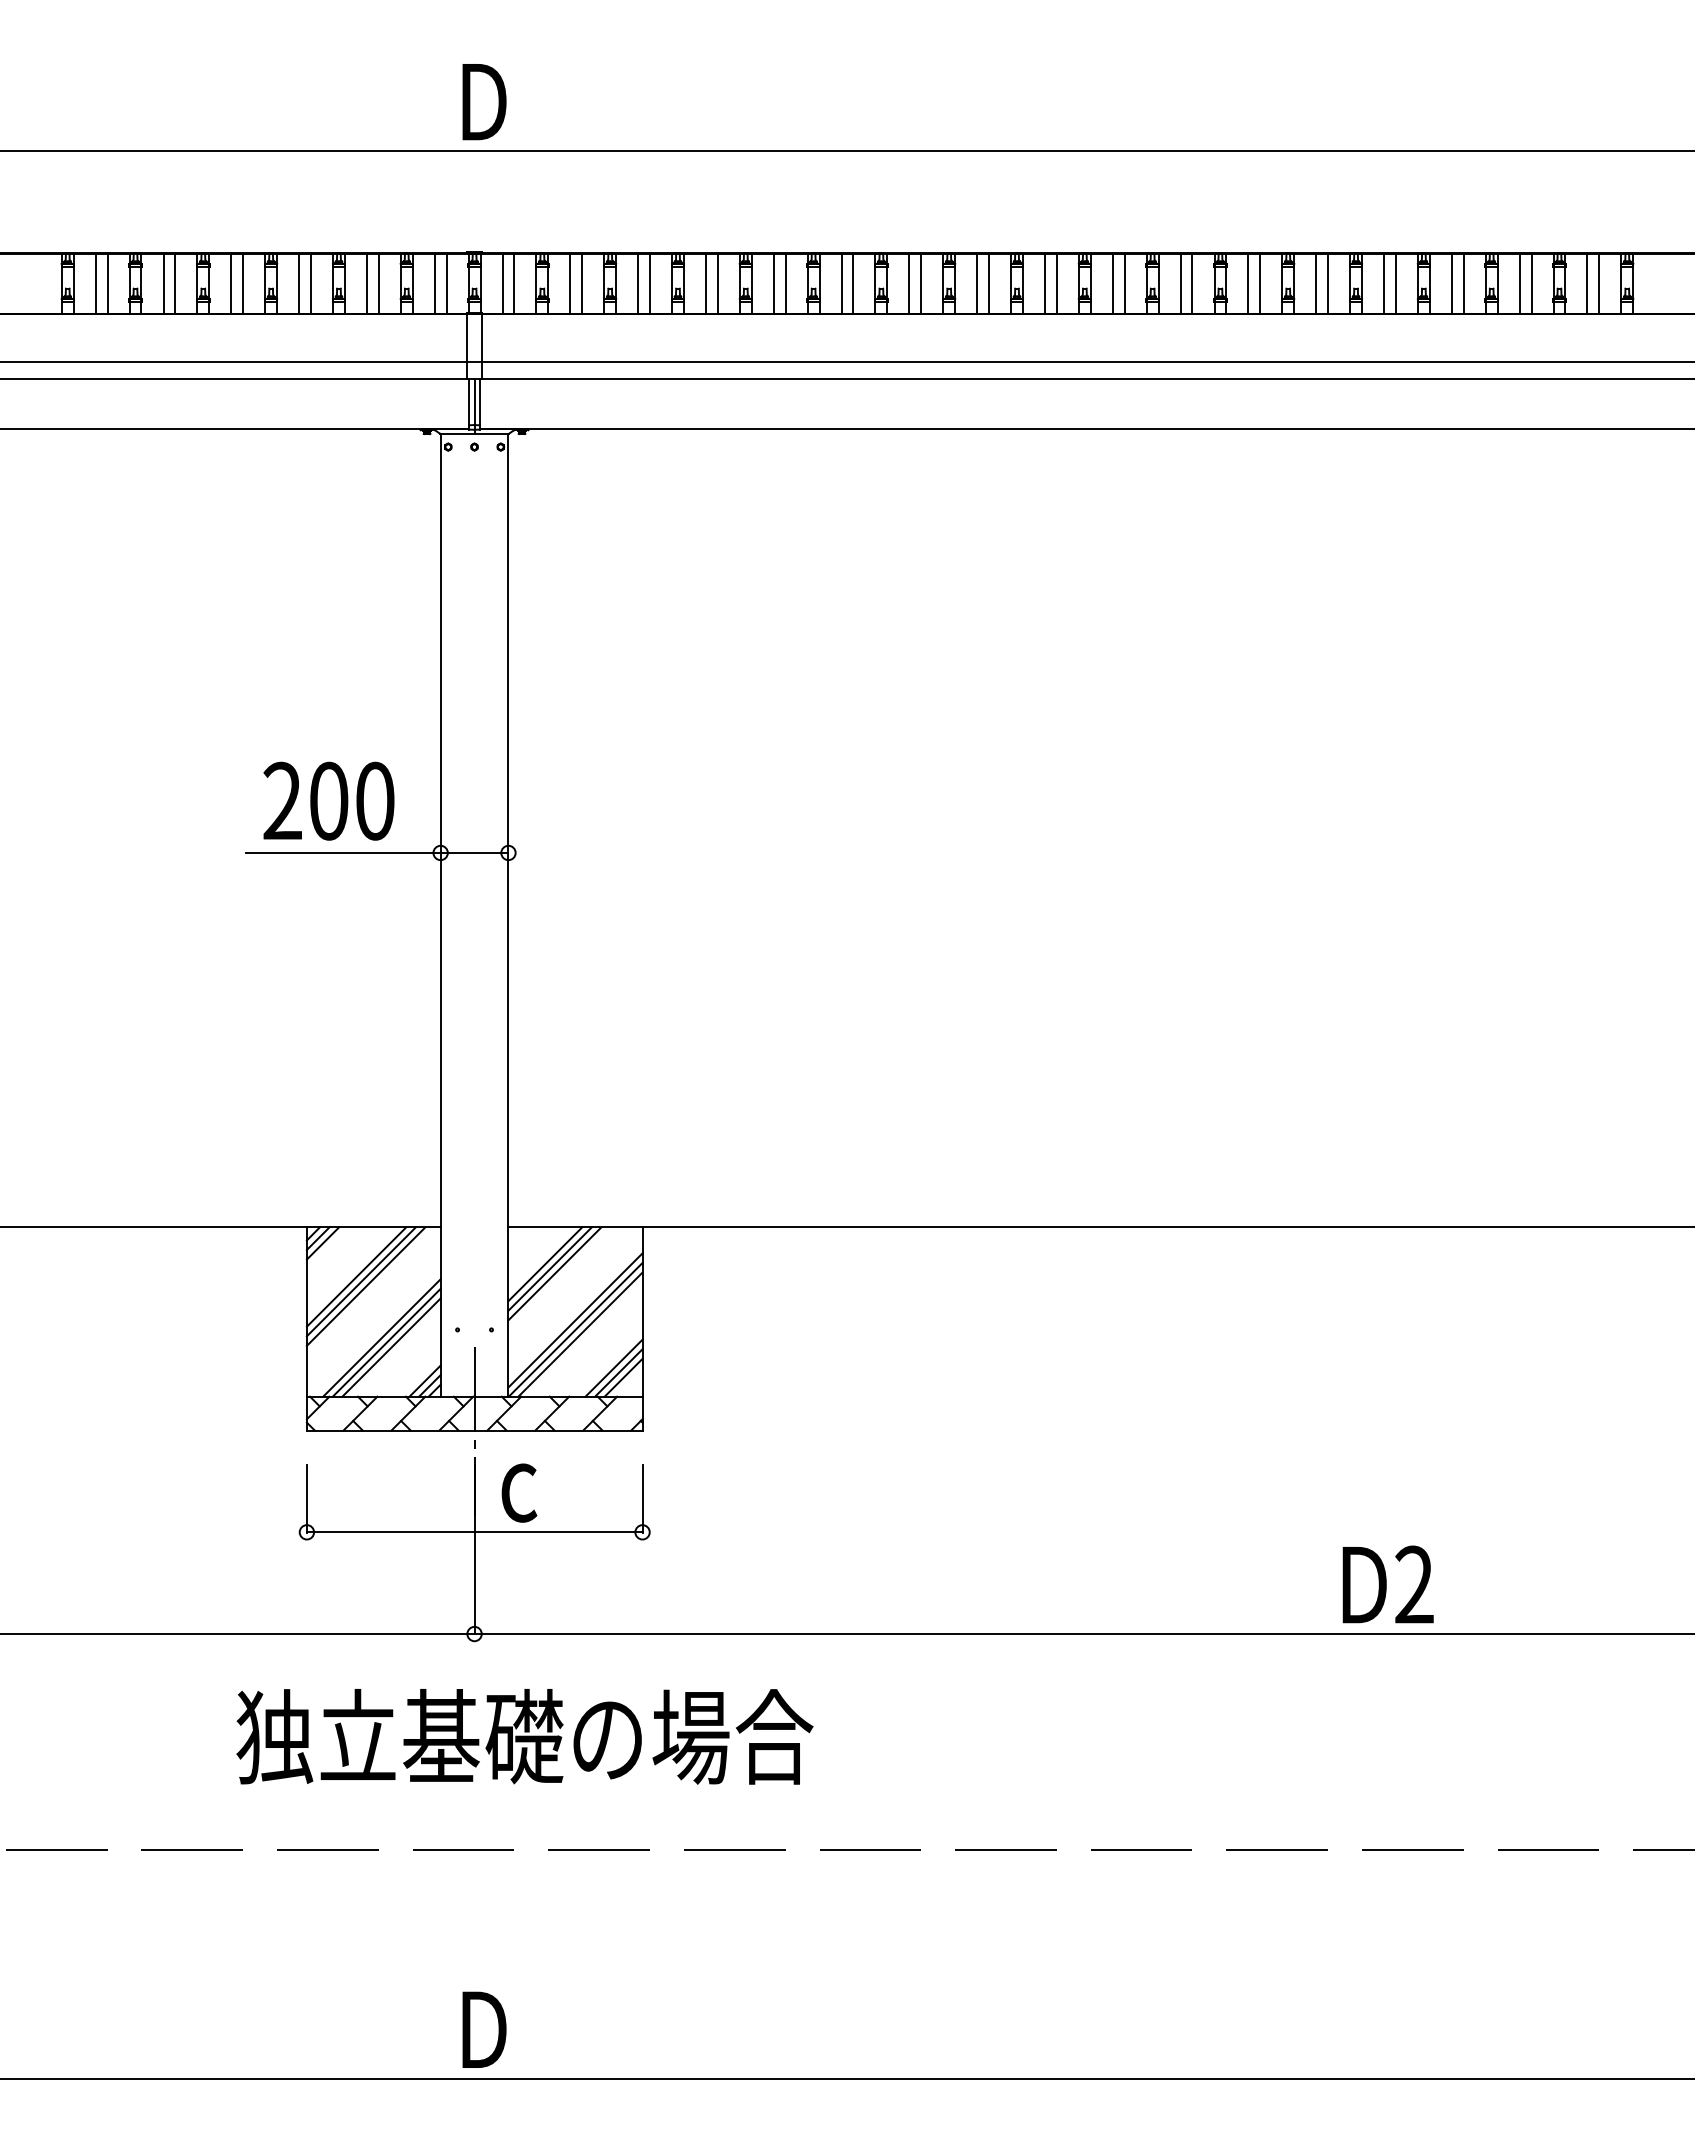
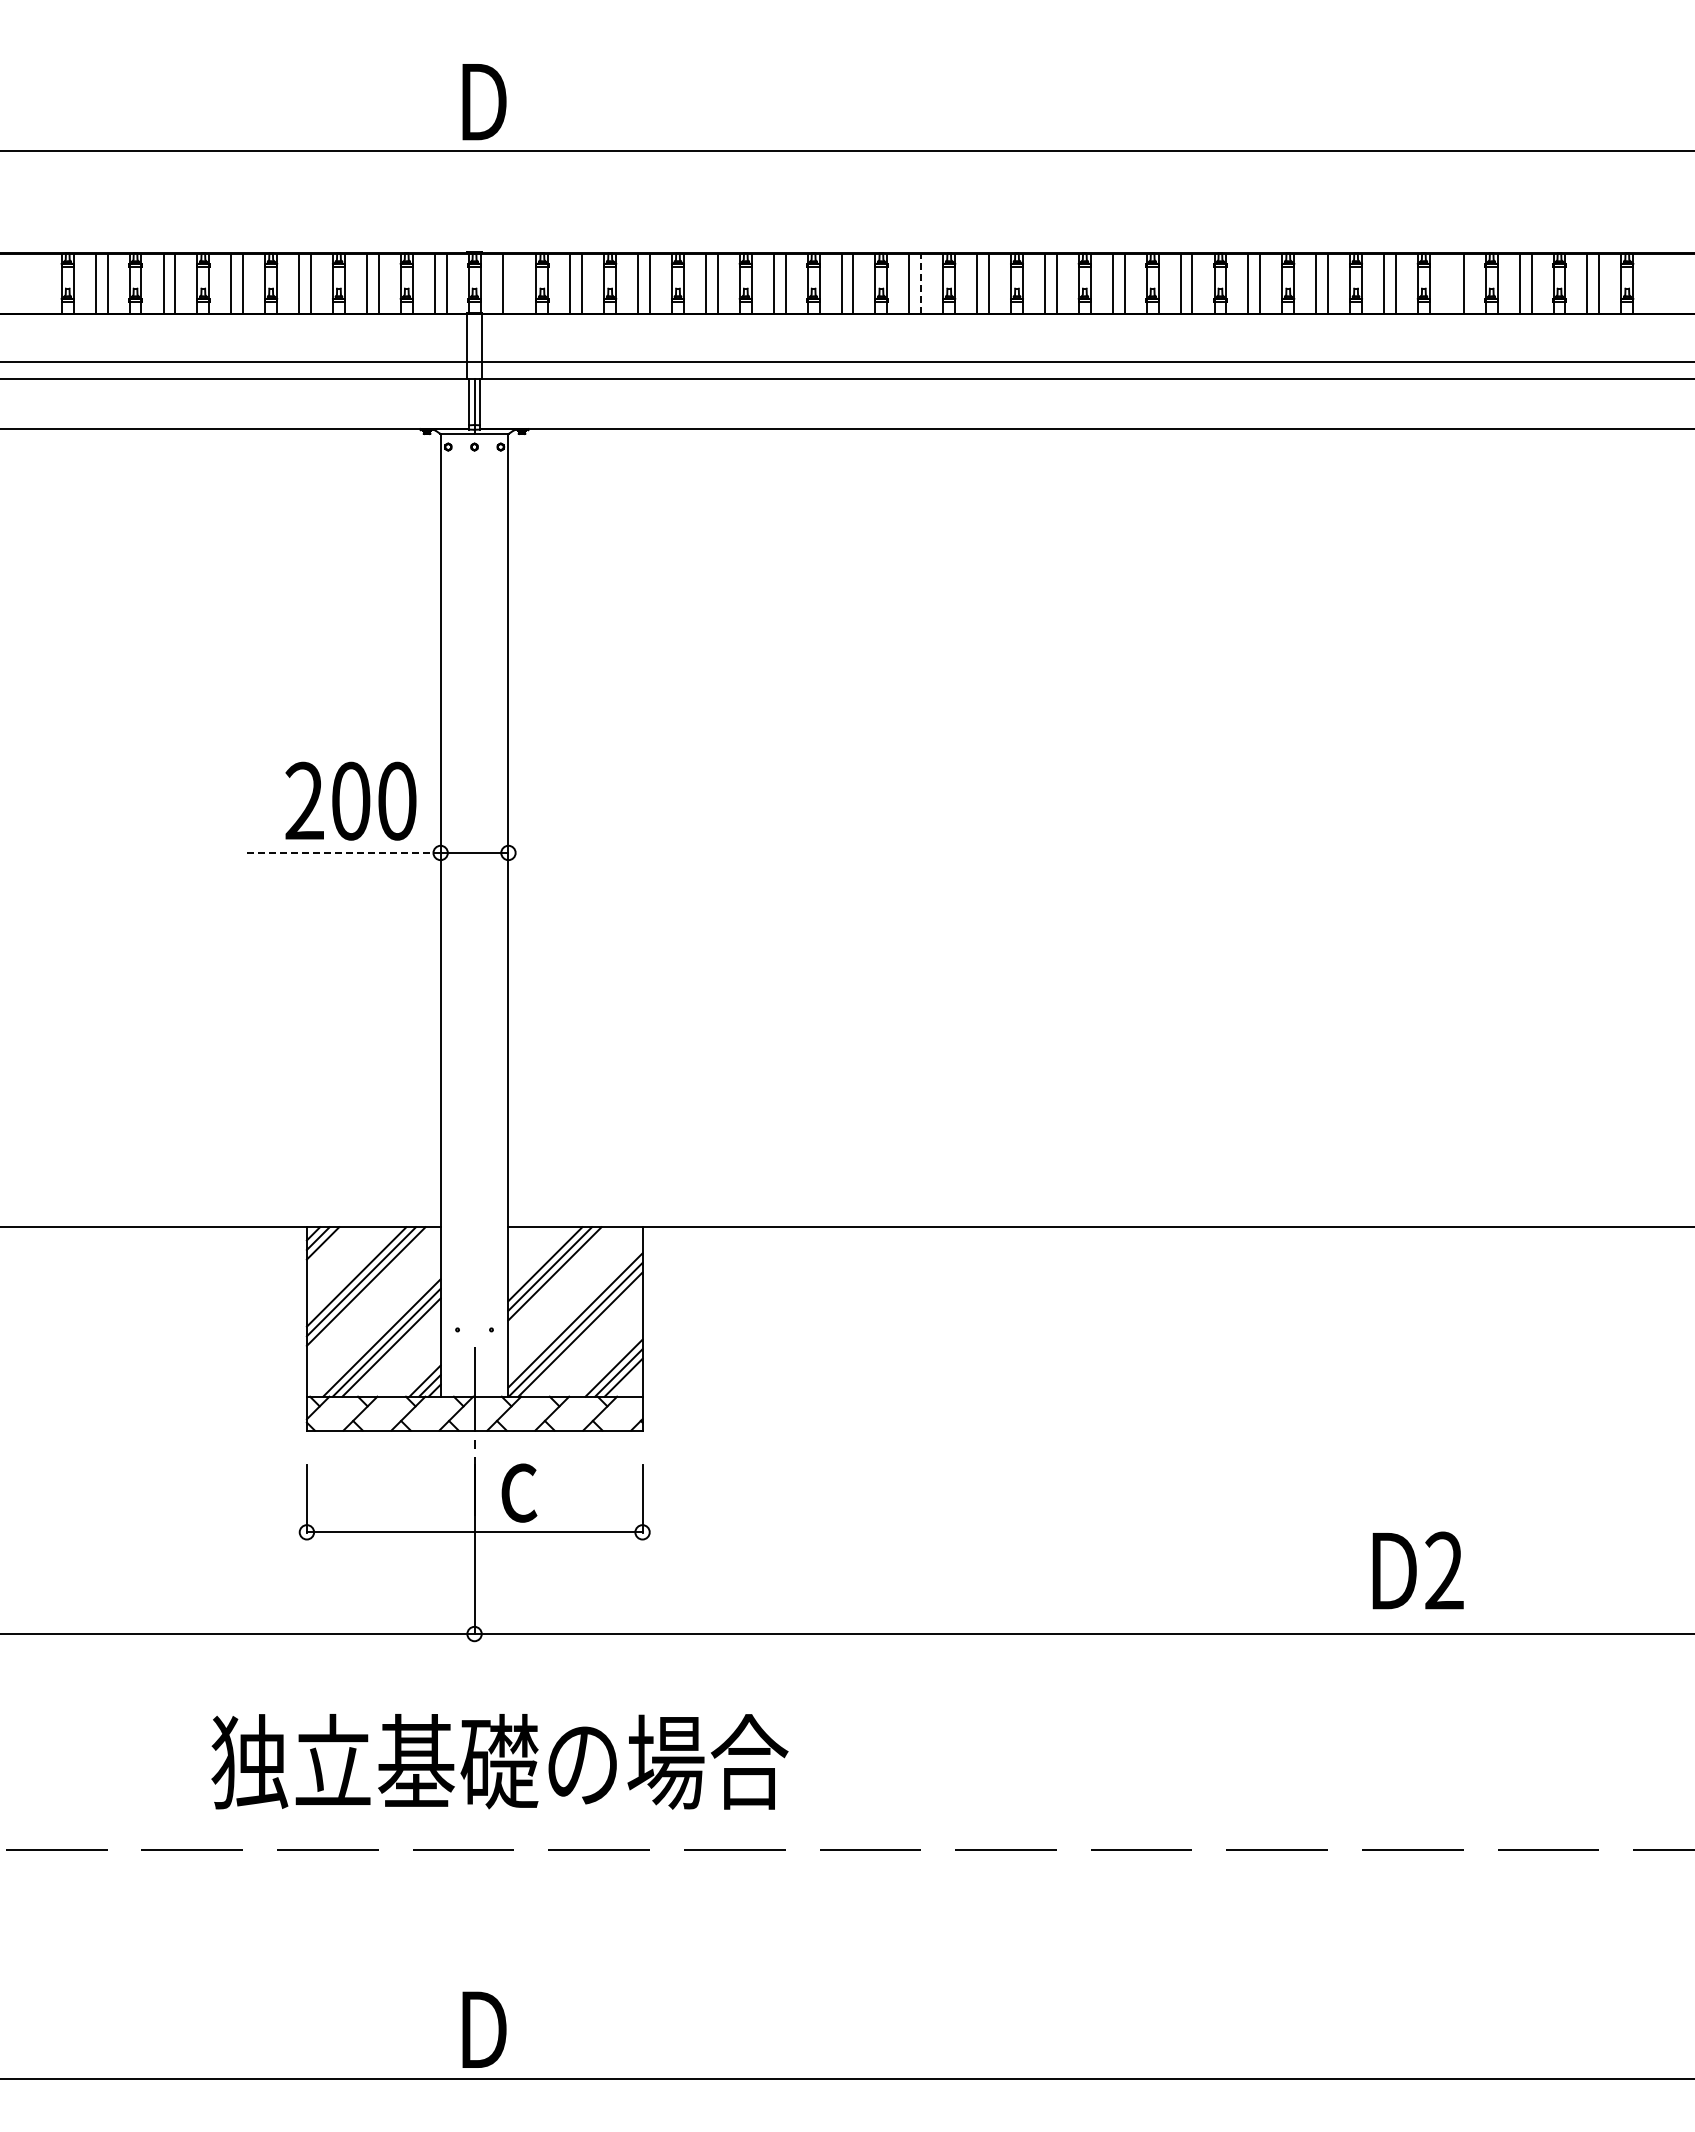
line: present -> none (514, 283)
line: solid -> dashed (921, 283)
line: present -> none (1451, 283)
text position: (328, 800) -> (350, 800) (350, 800)
line: solid -> dashed (343, 852)
text position: (1387, 1584) -> (1417, 1570) (1417, 1570)
text position: (524, 1736) -> (499, 1761) (499, 1761)
